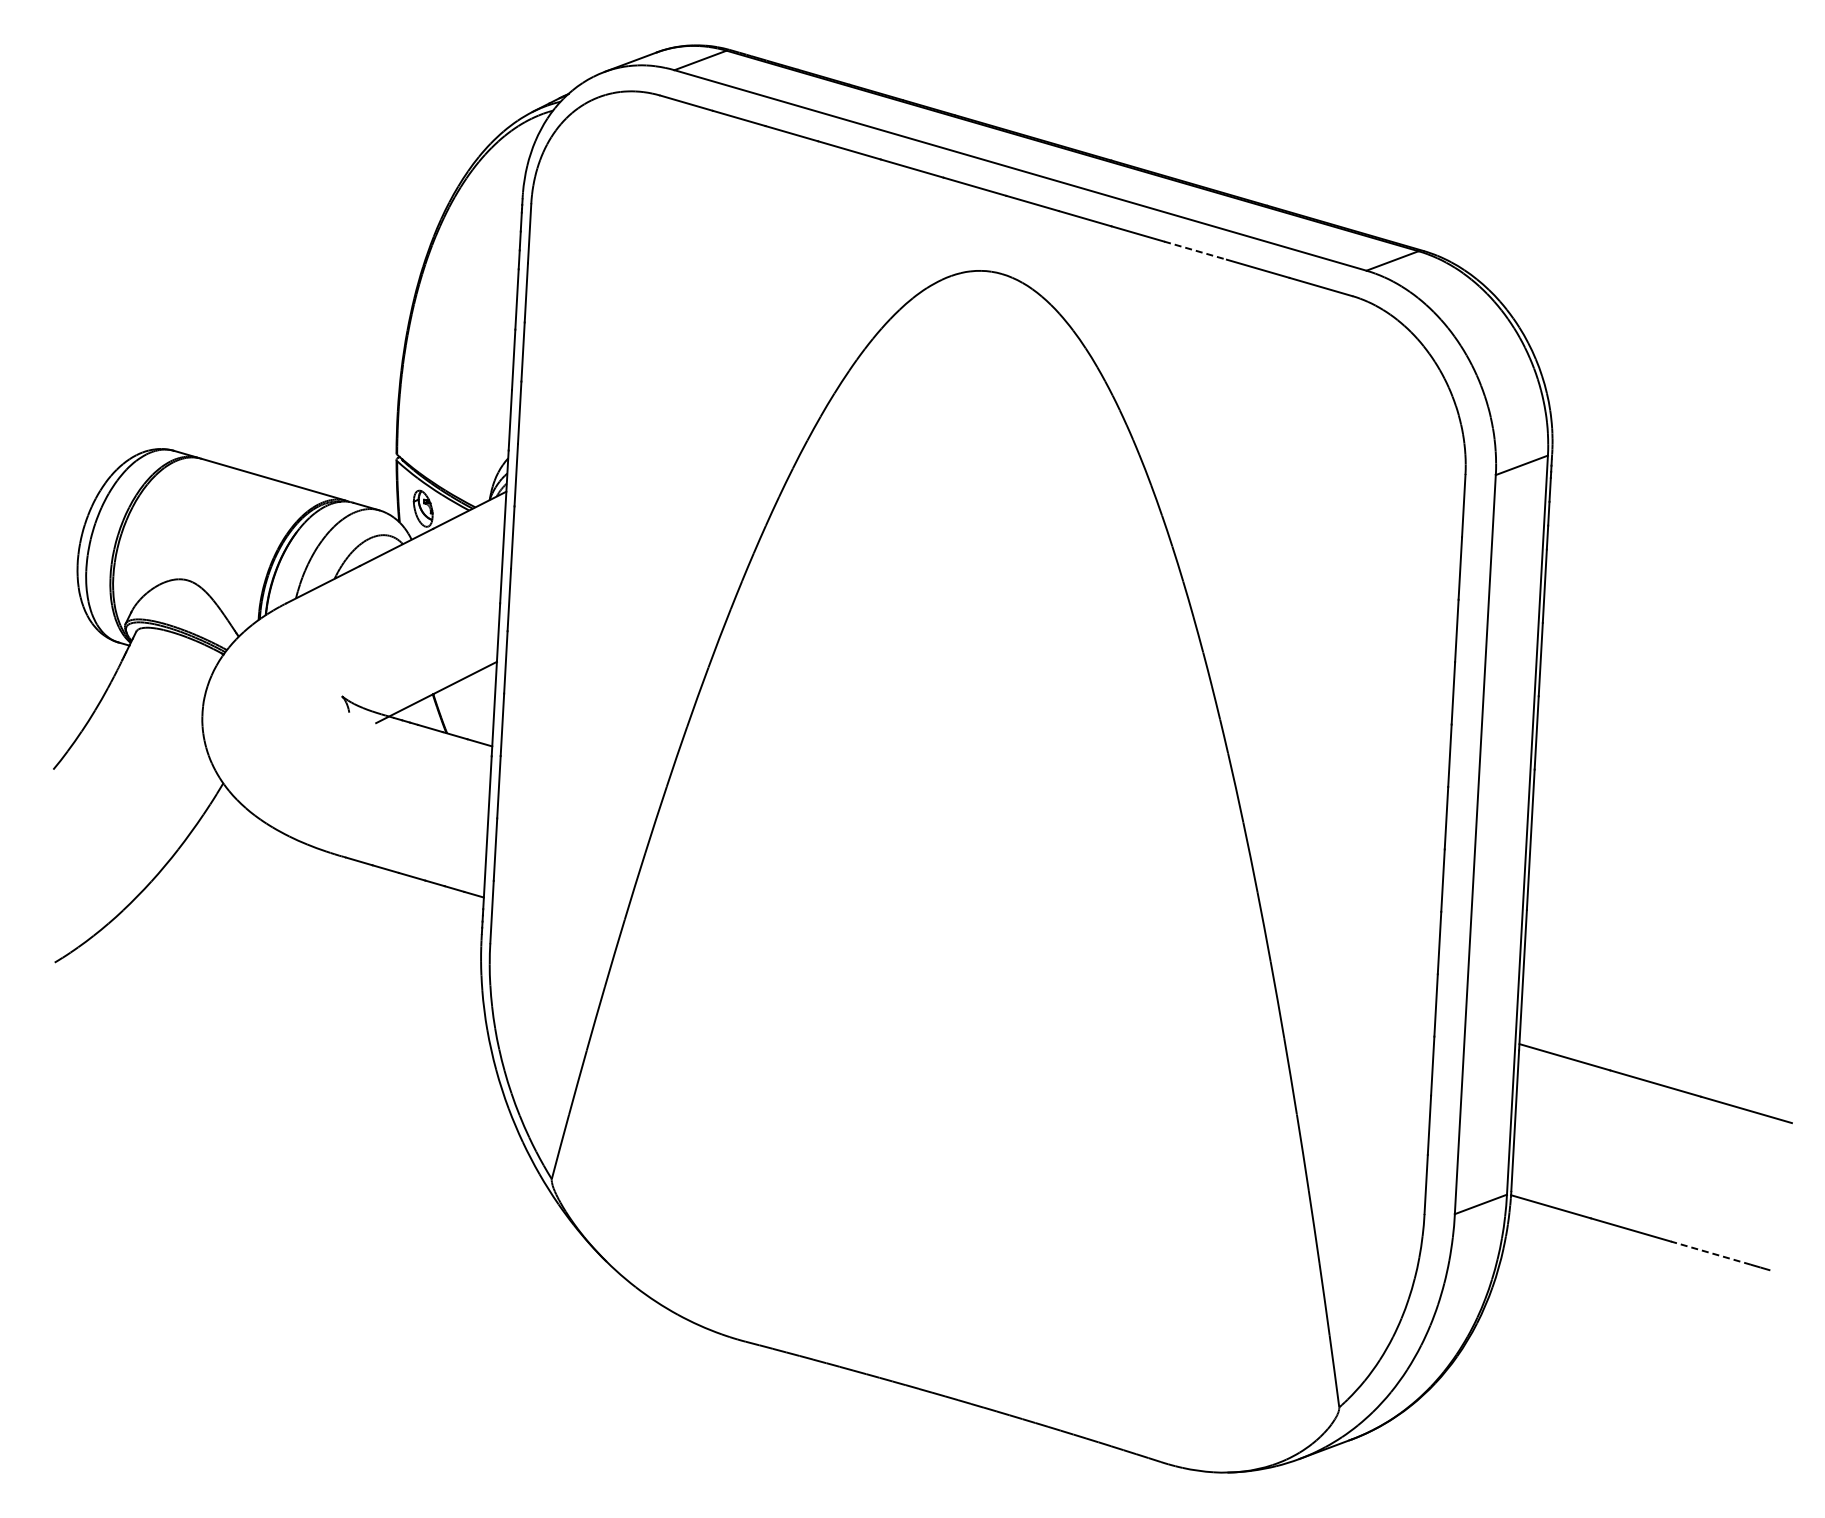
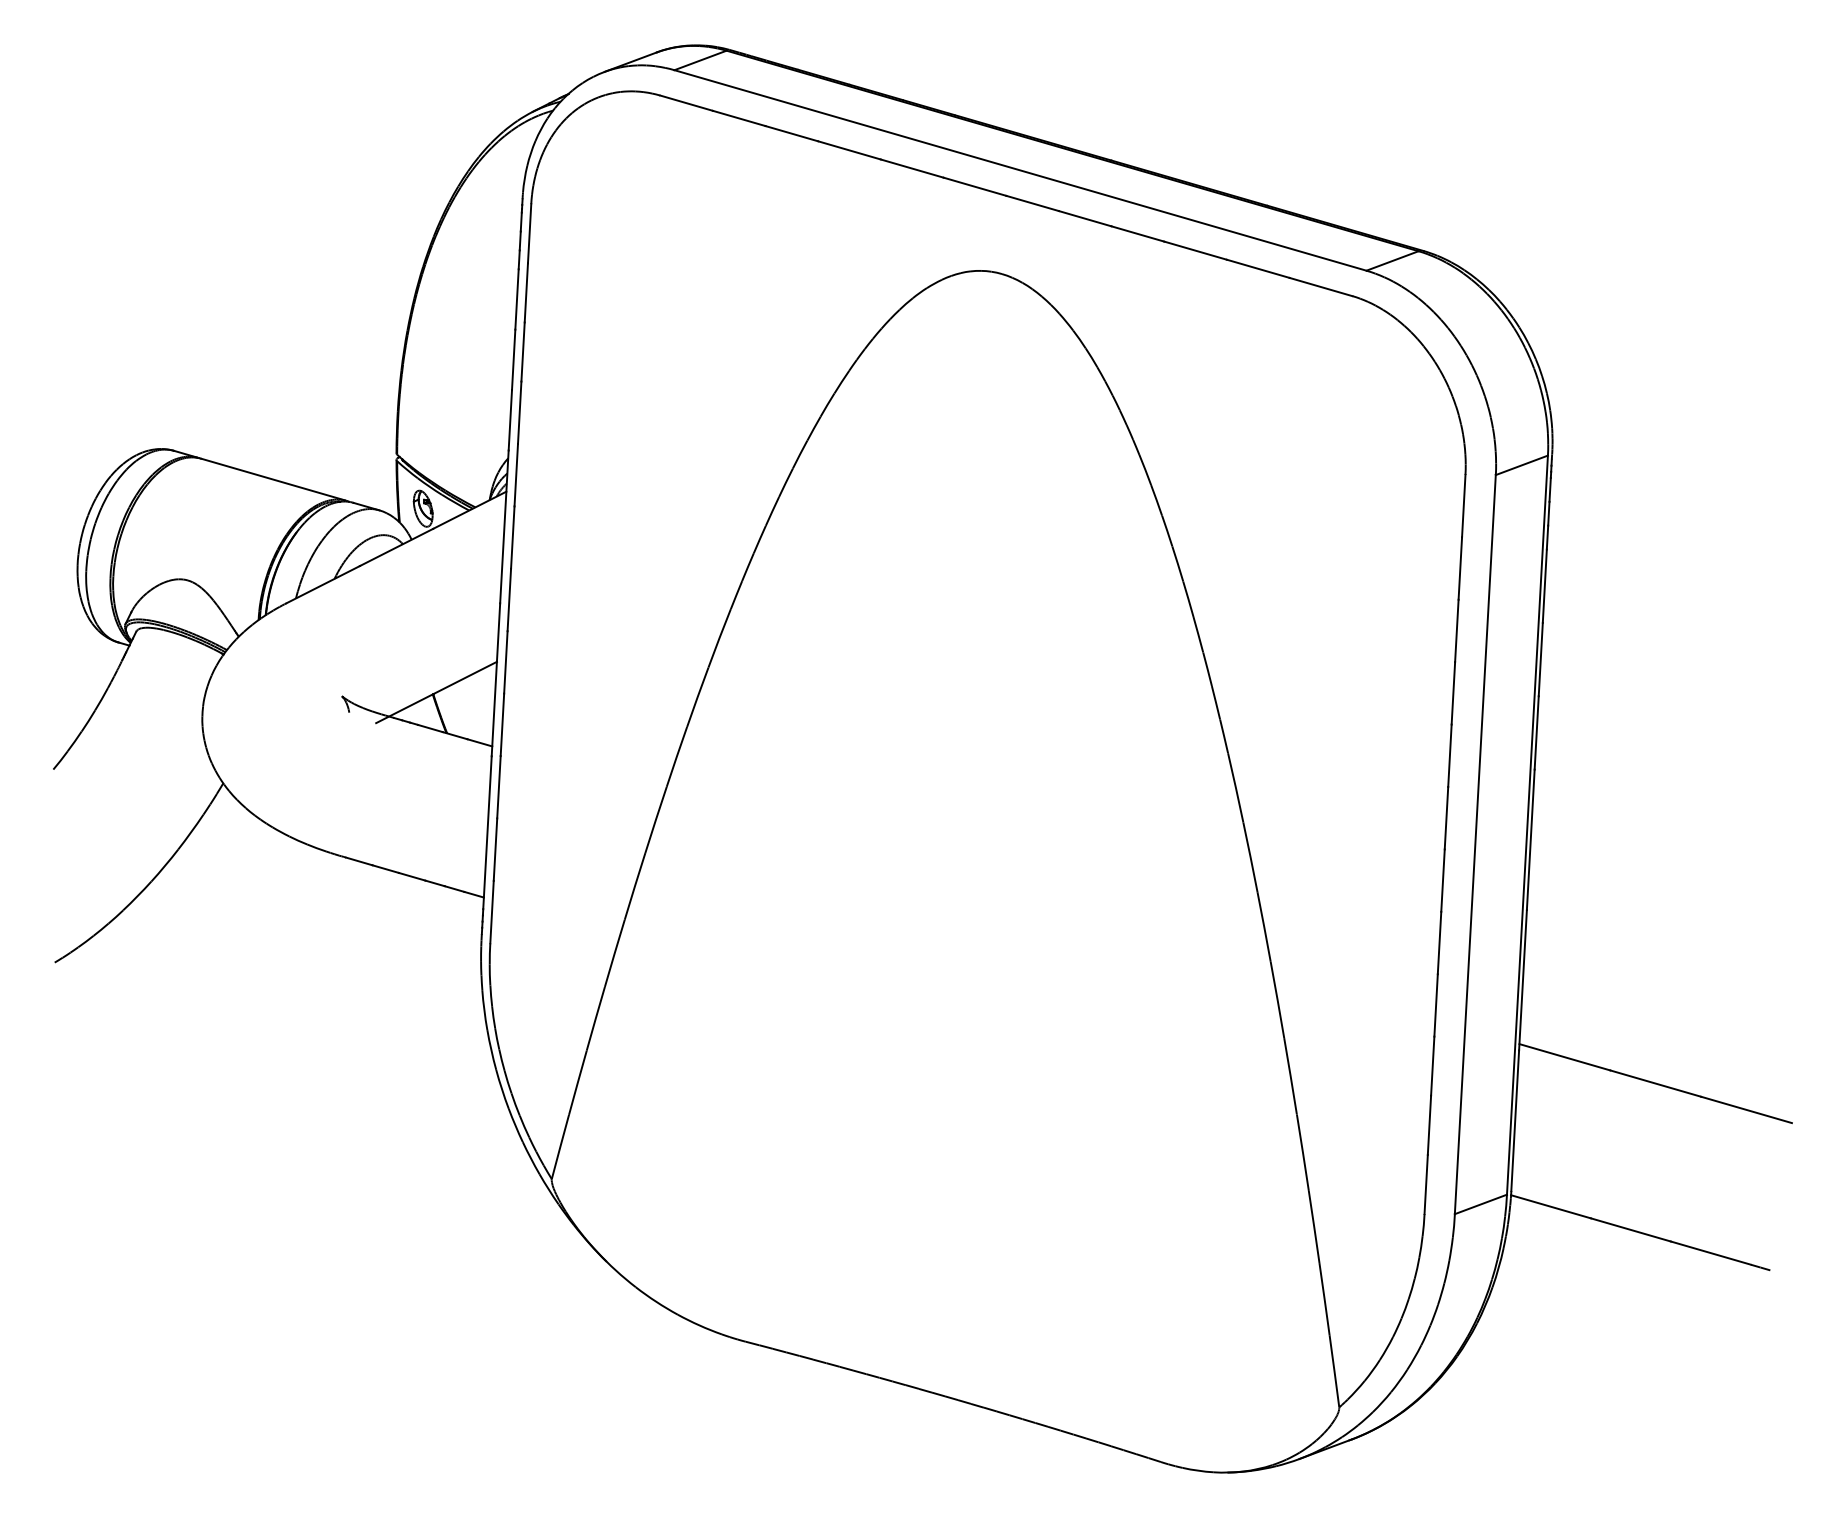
line: dashed -> solid (1195, 250)
line: dashed -> solid (1710, 1253)
